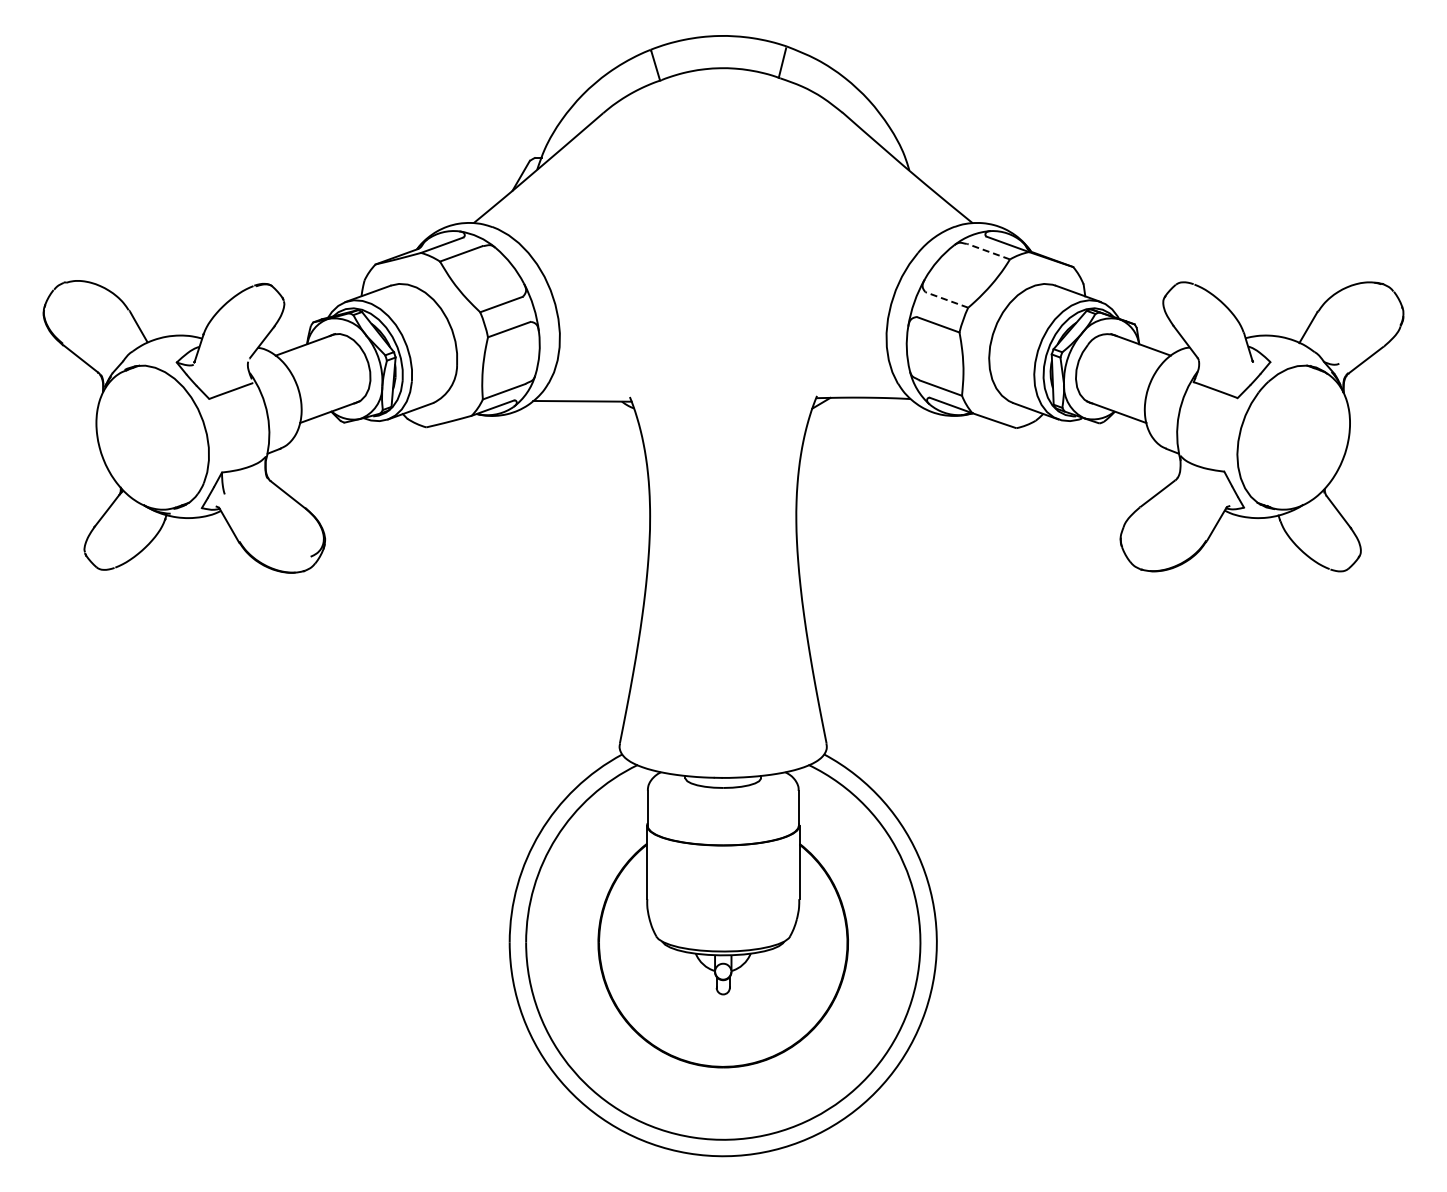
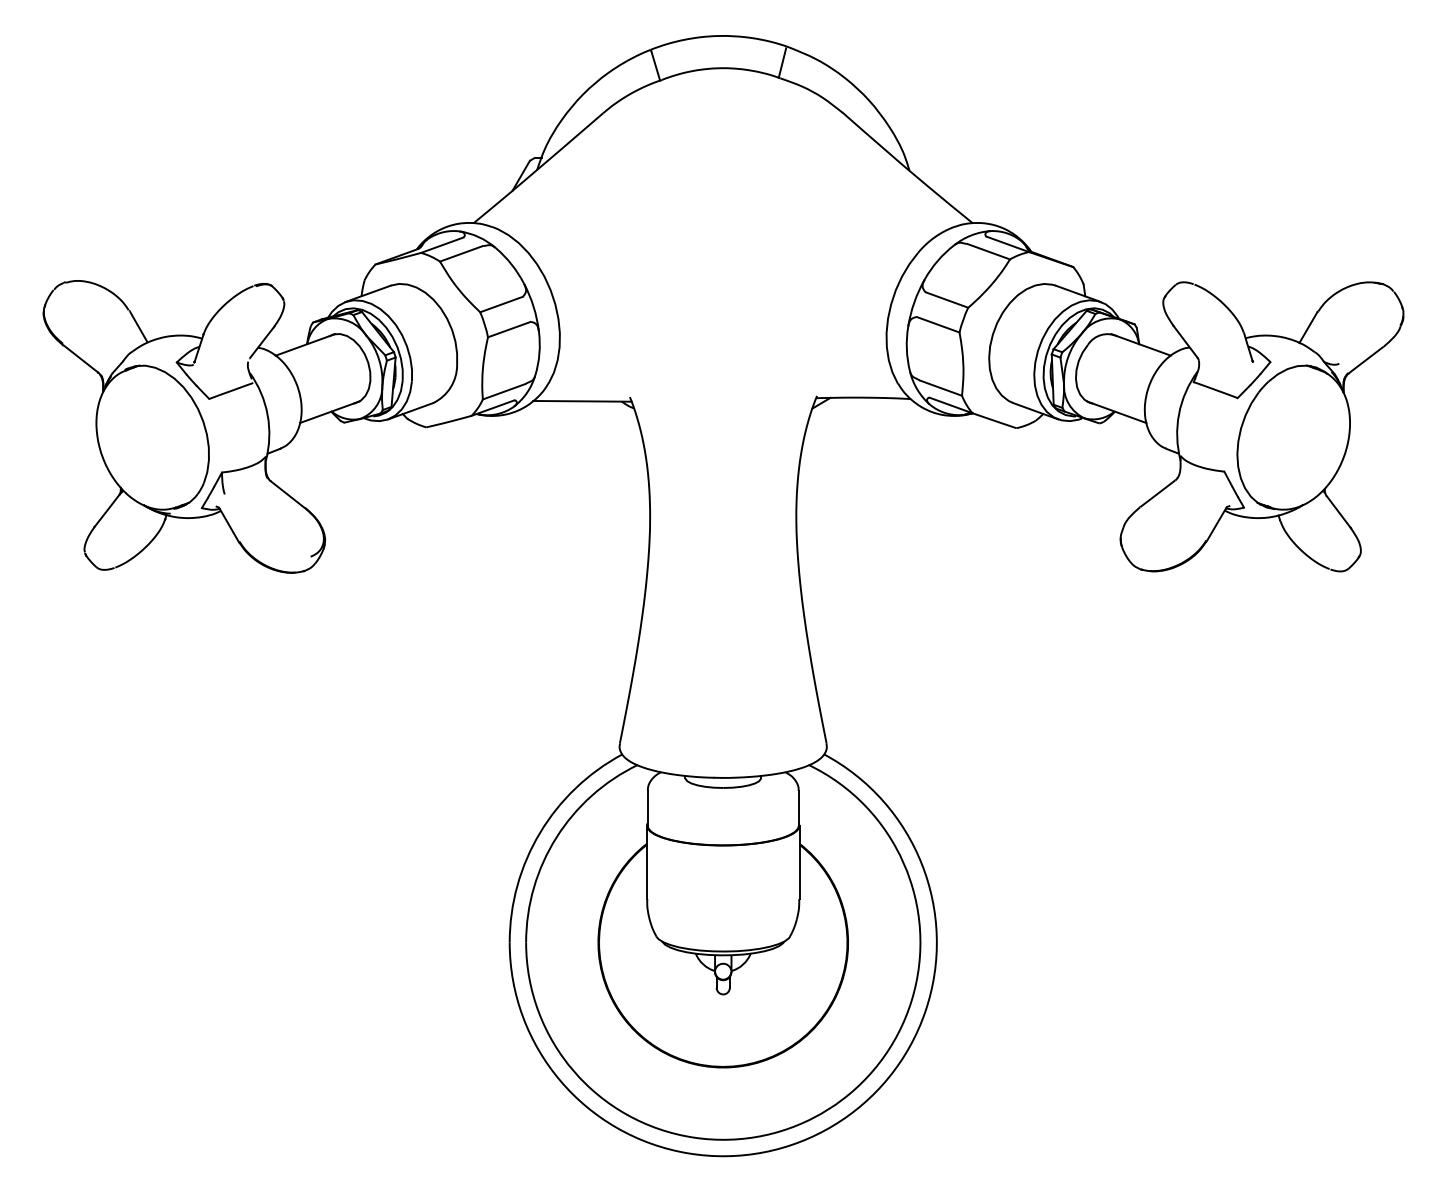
line: dashed -> solid (988, 251)
line: dashed -> solid (947, 300)
